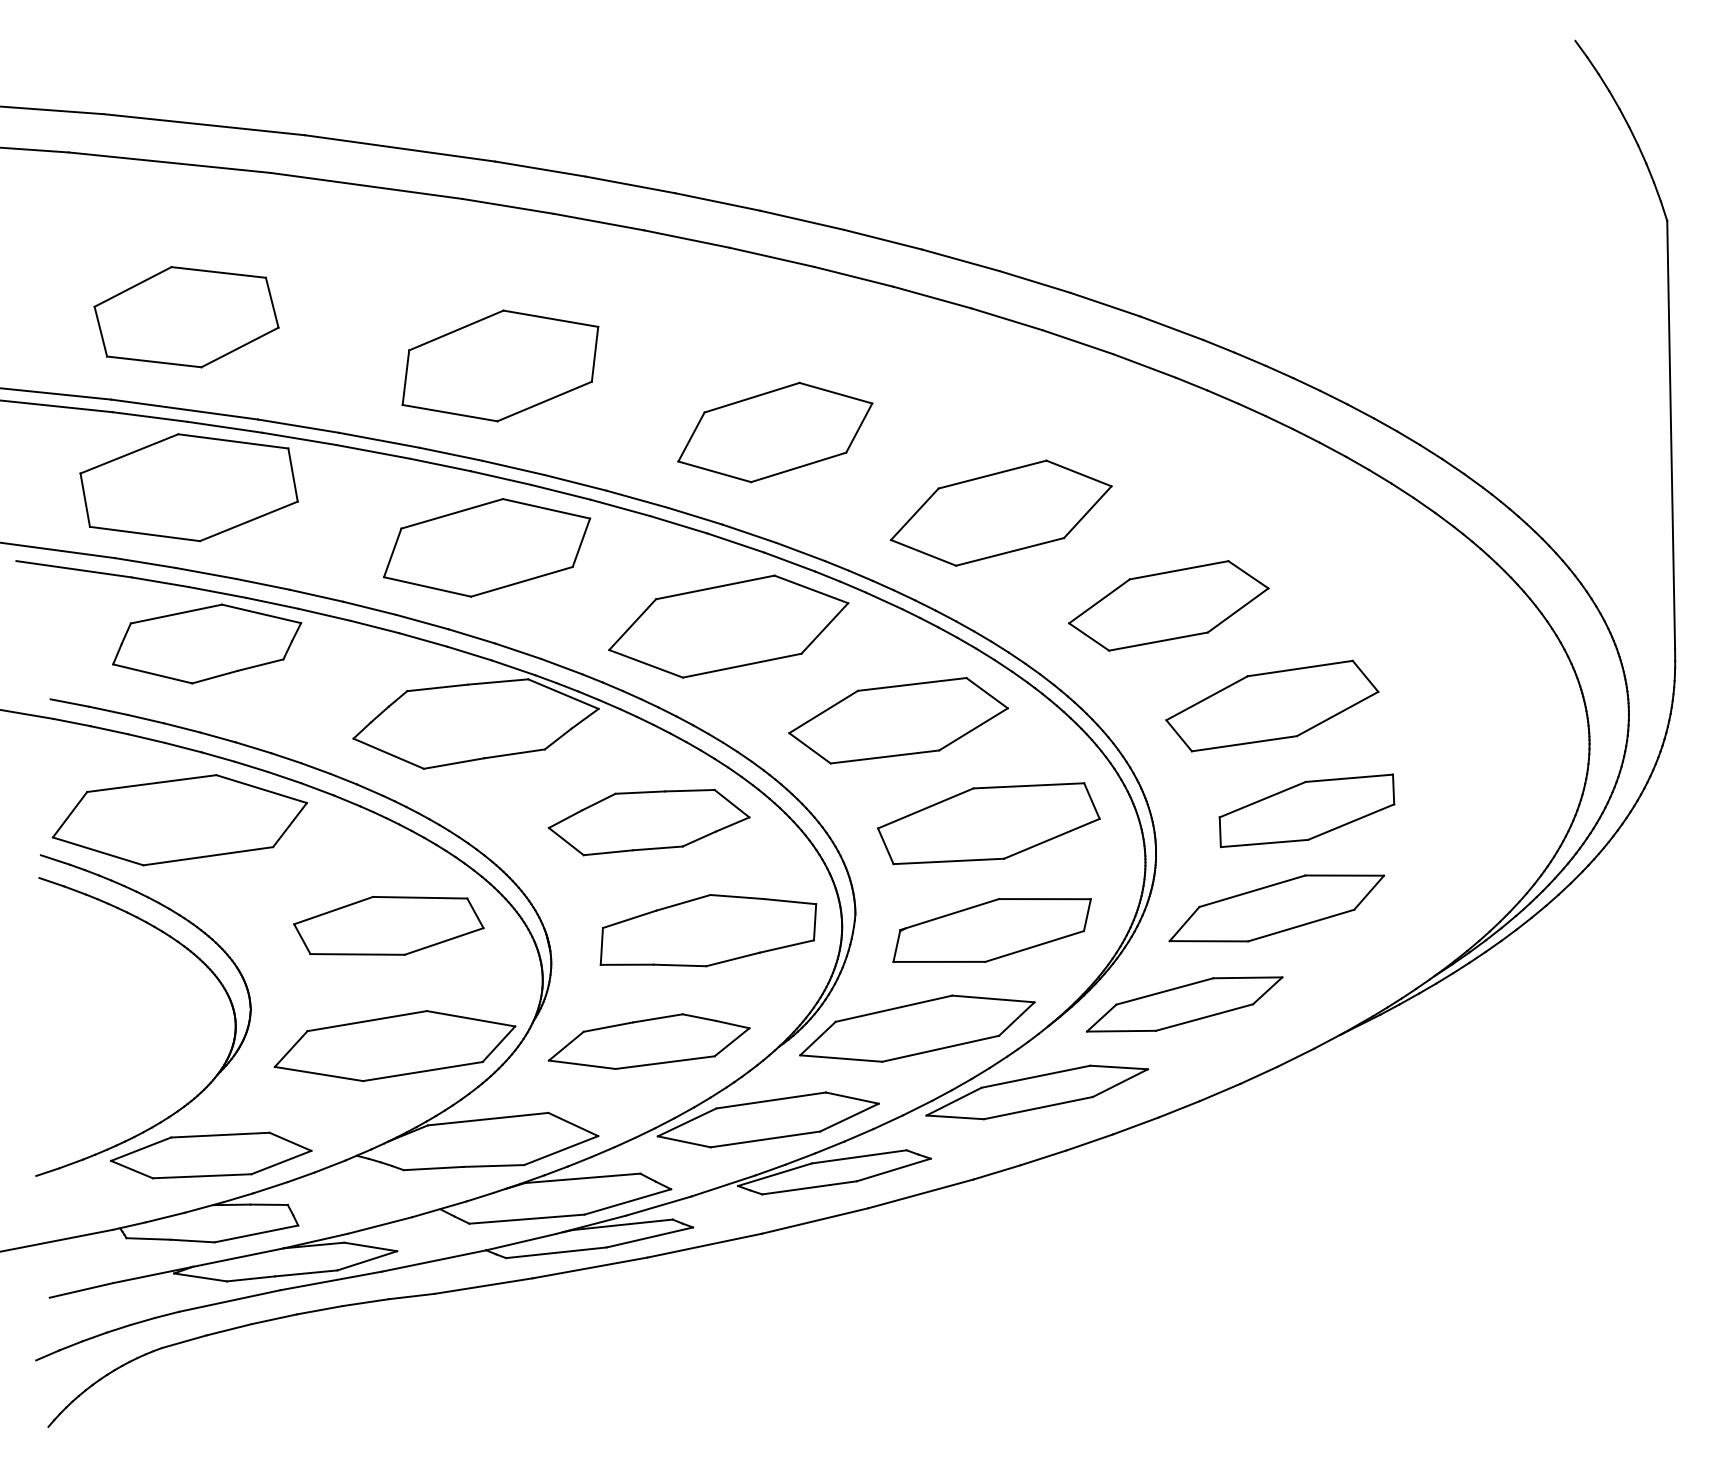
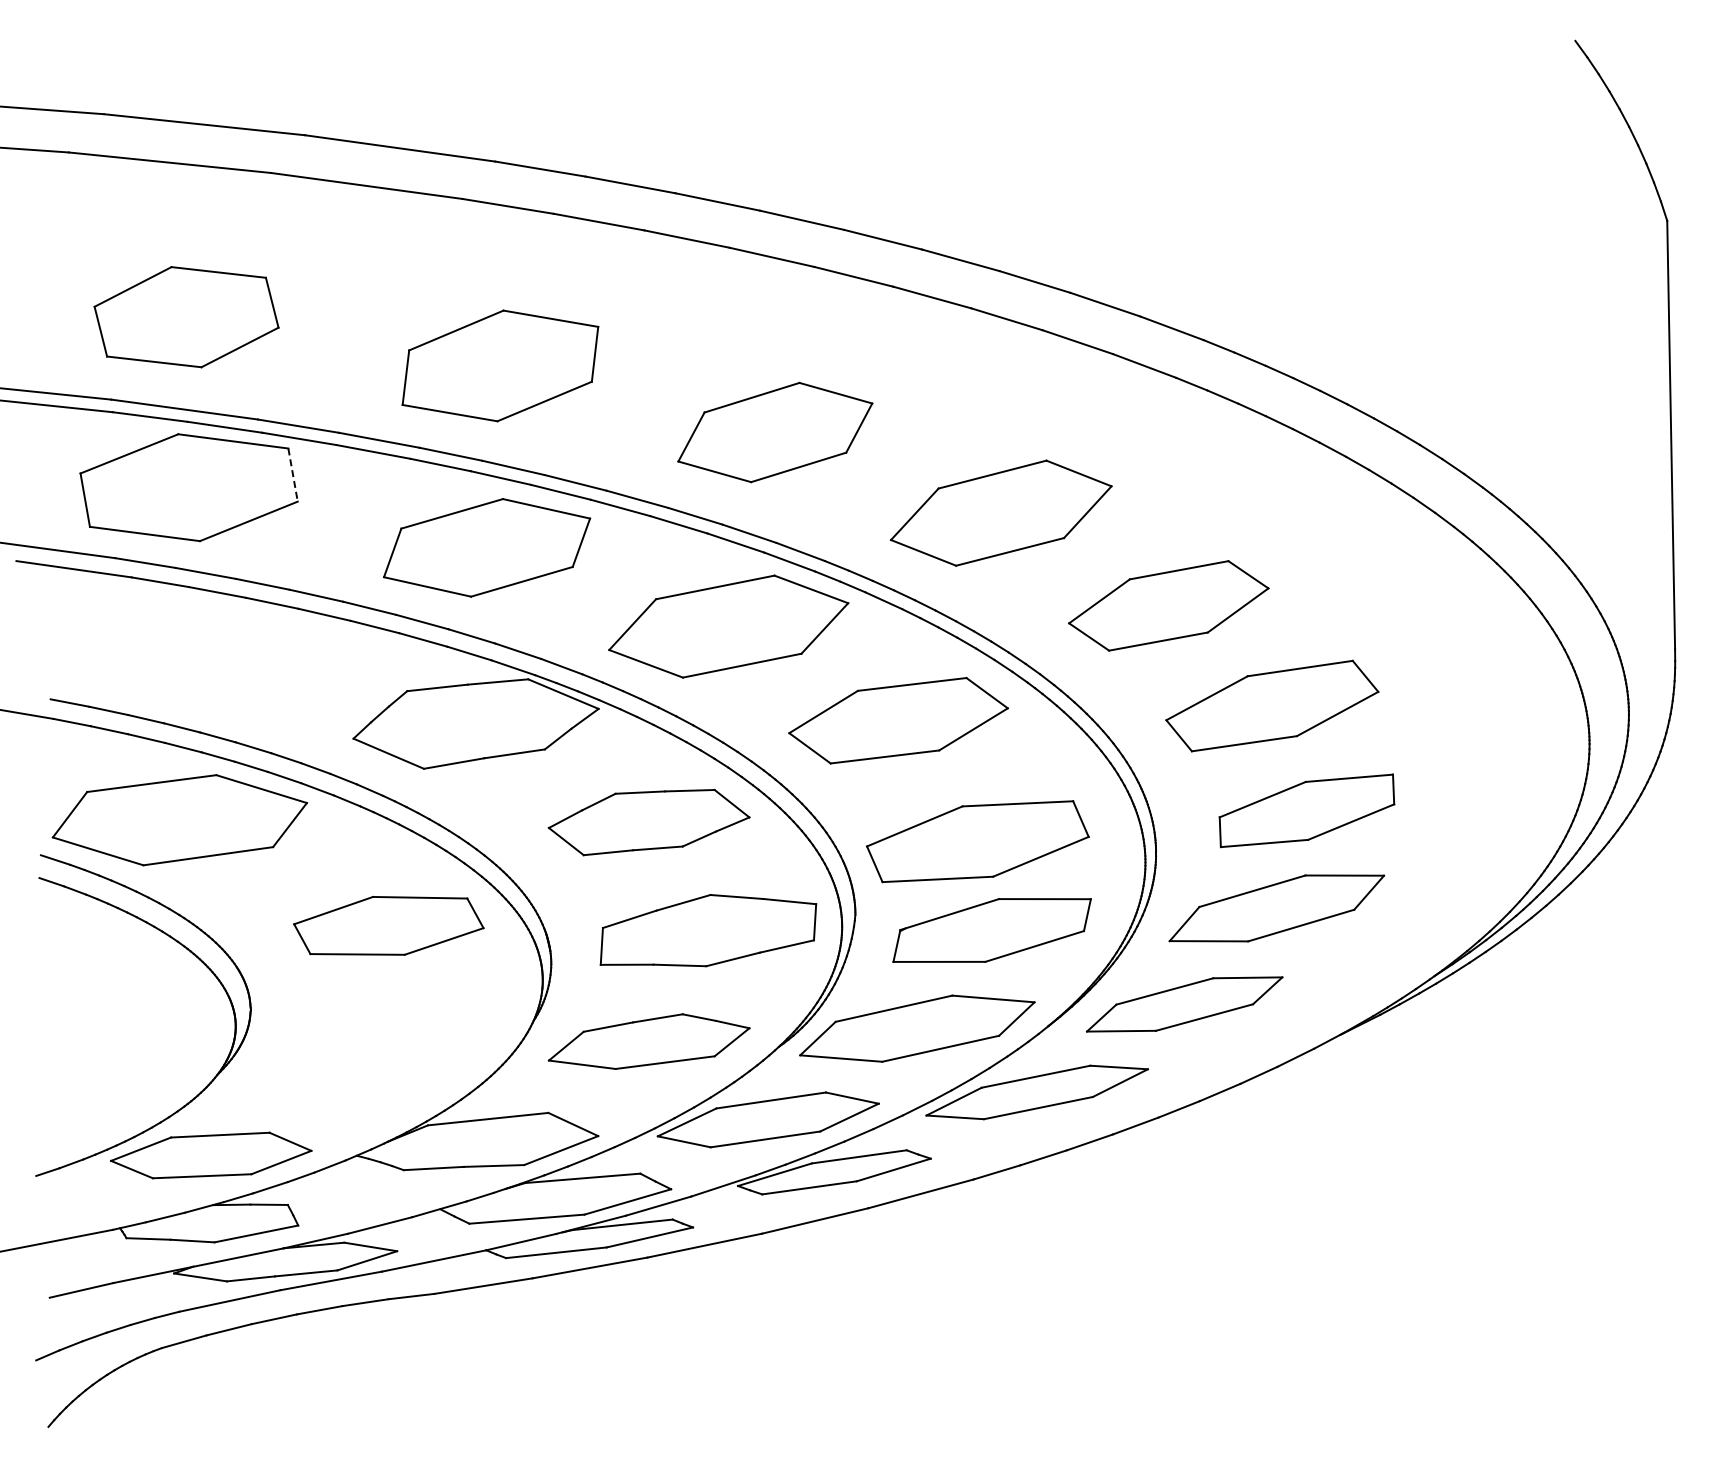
line: solid -> dashed (293, 475)
part: present -> none (207, 643)
part position: (988, 823) -> (977, 841) (977, 841)
part: present -> none (394, 1045)
